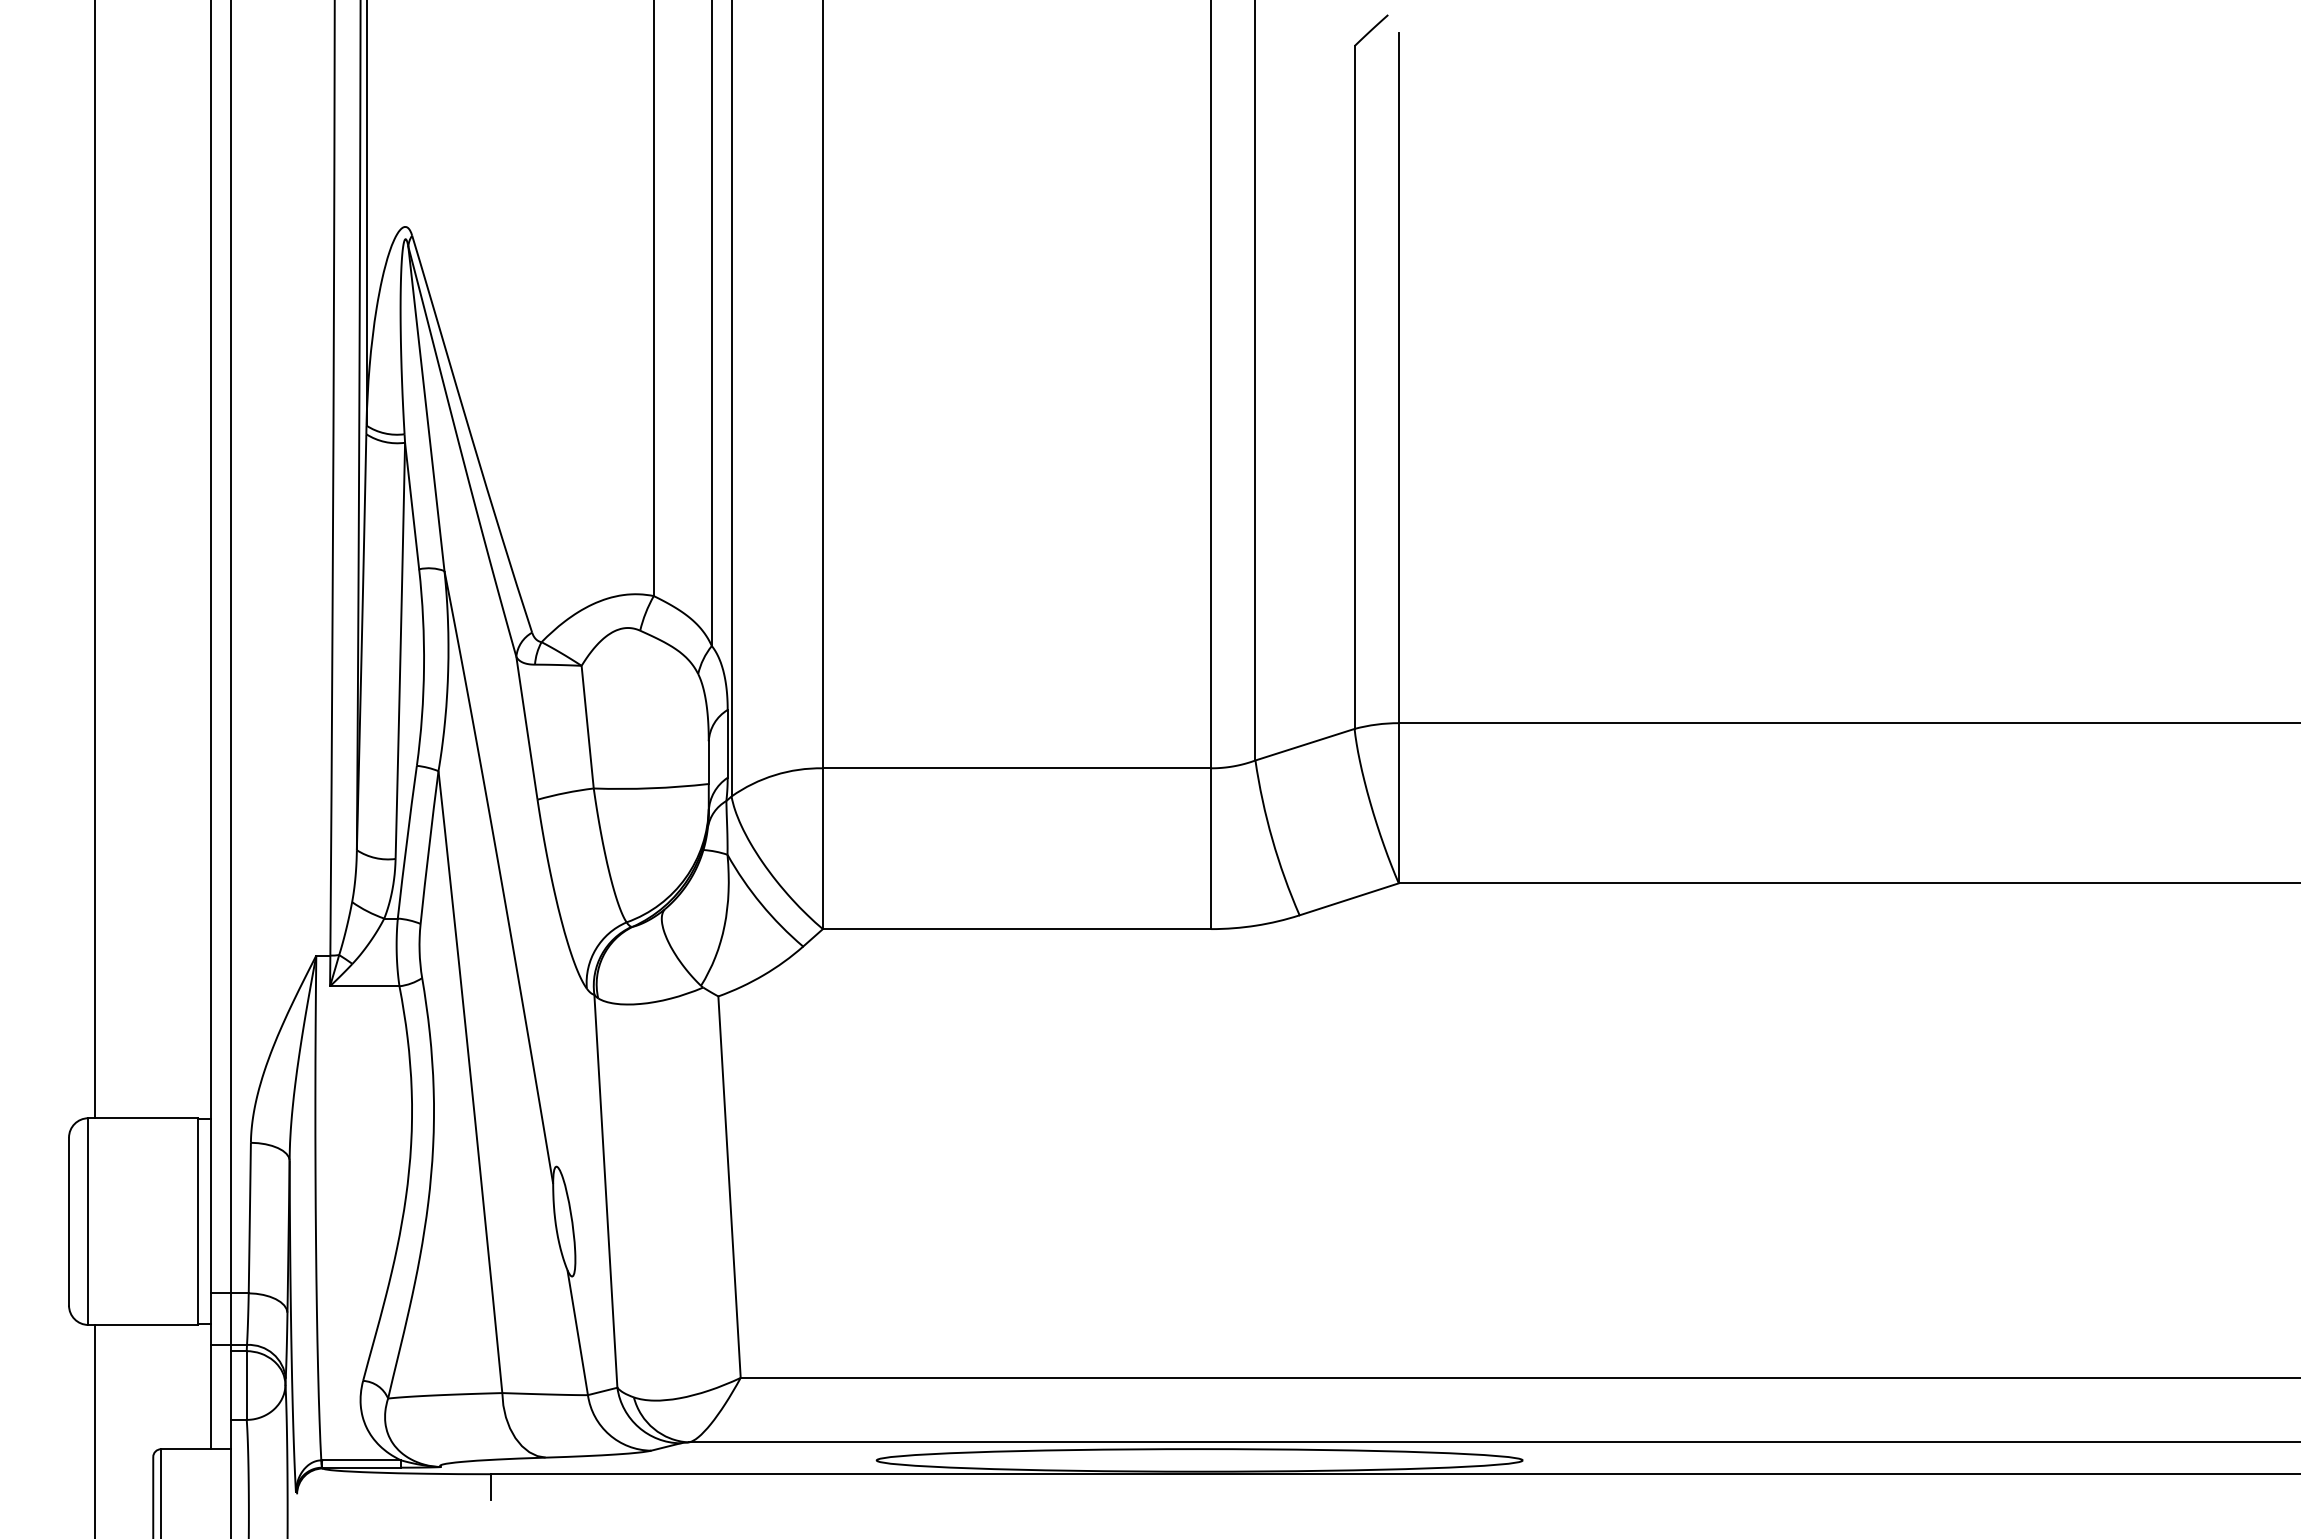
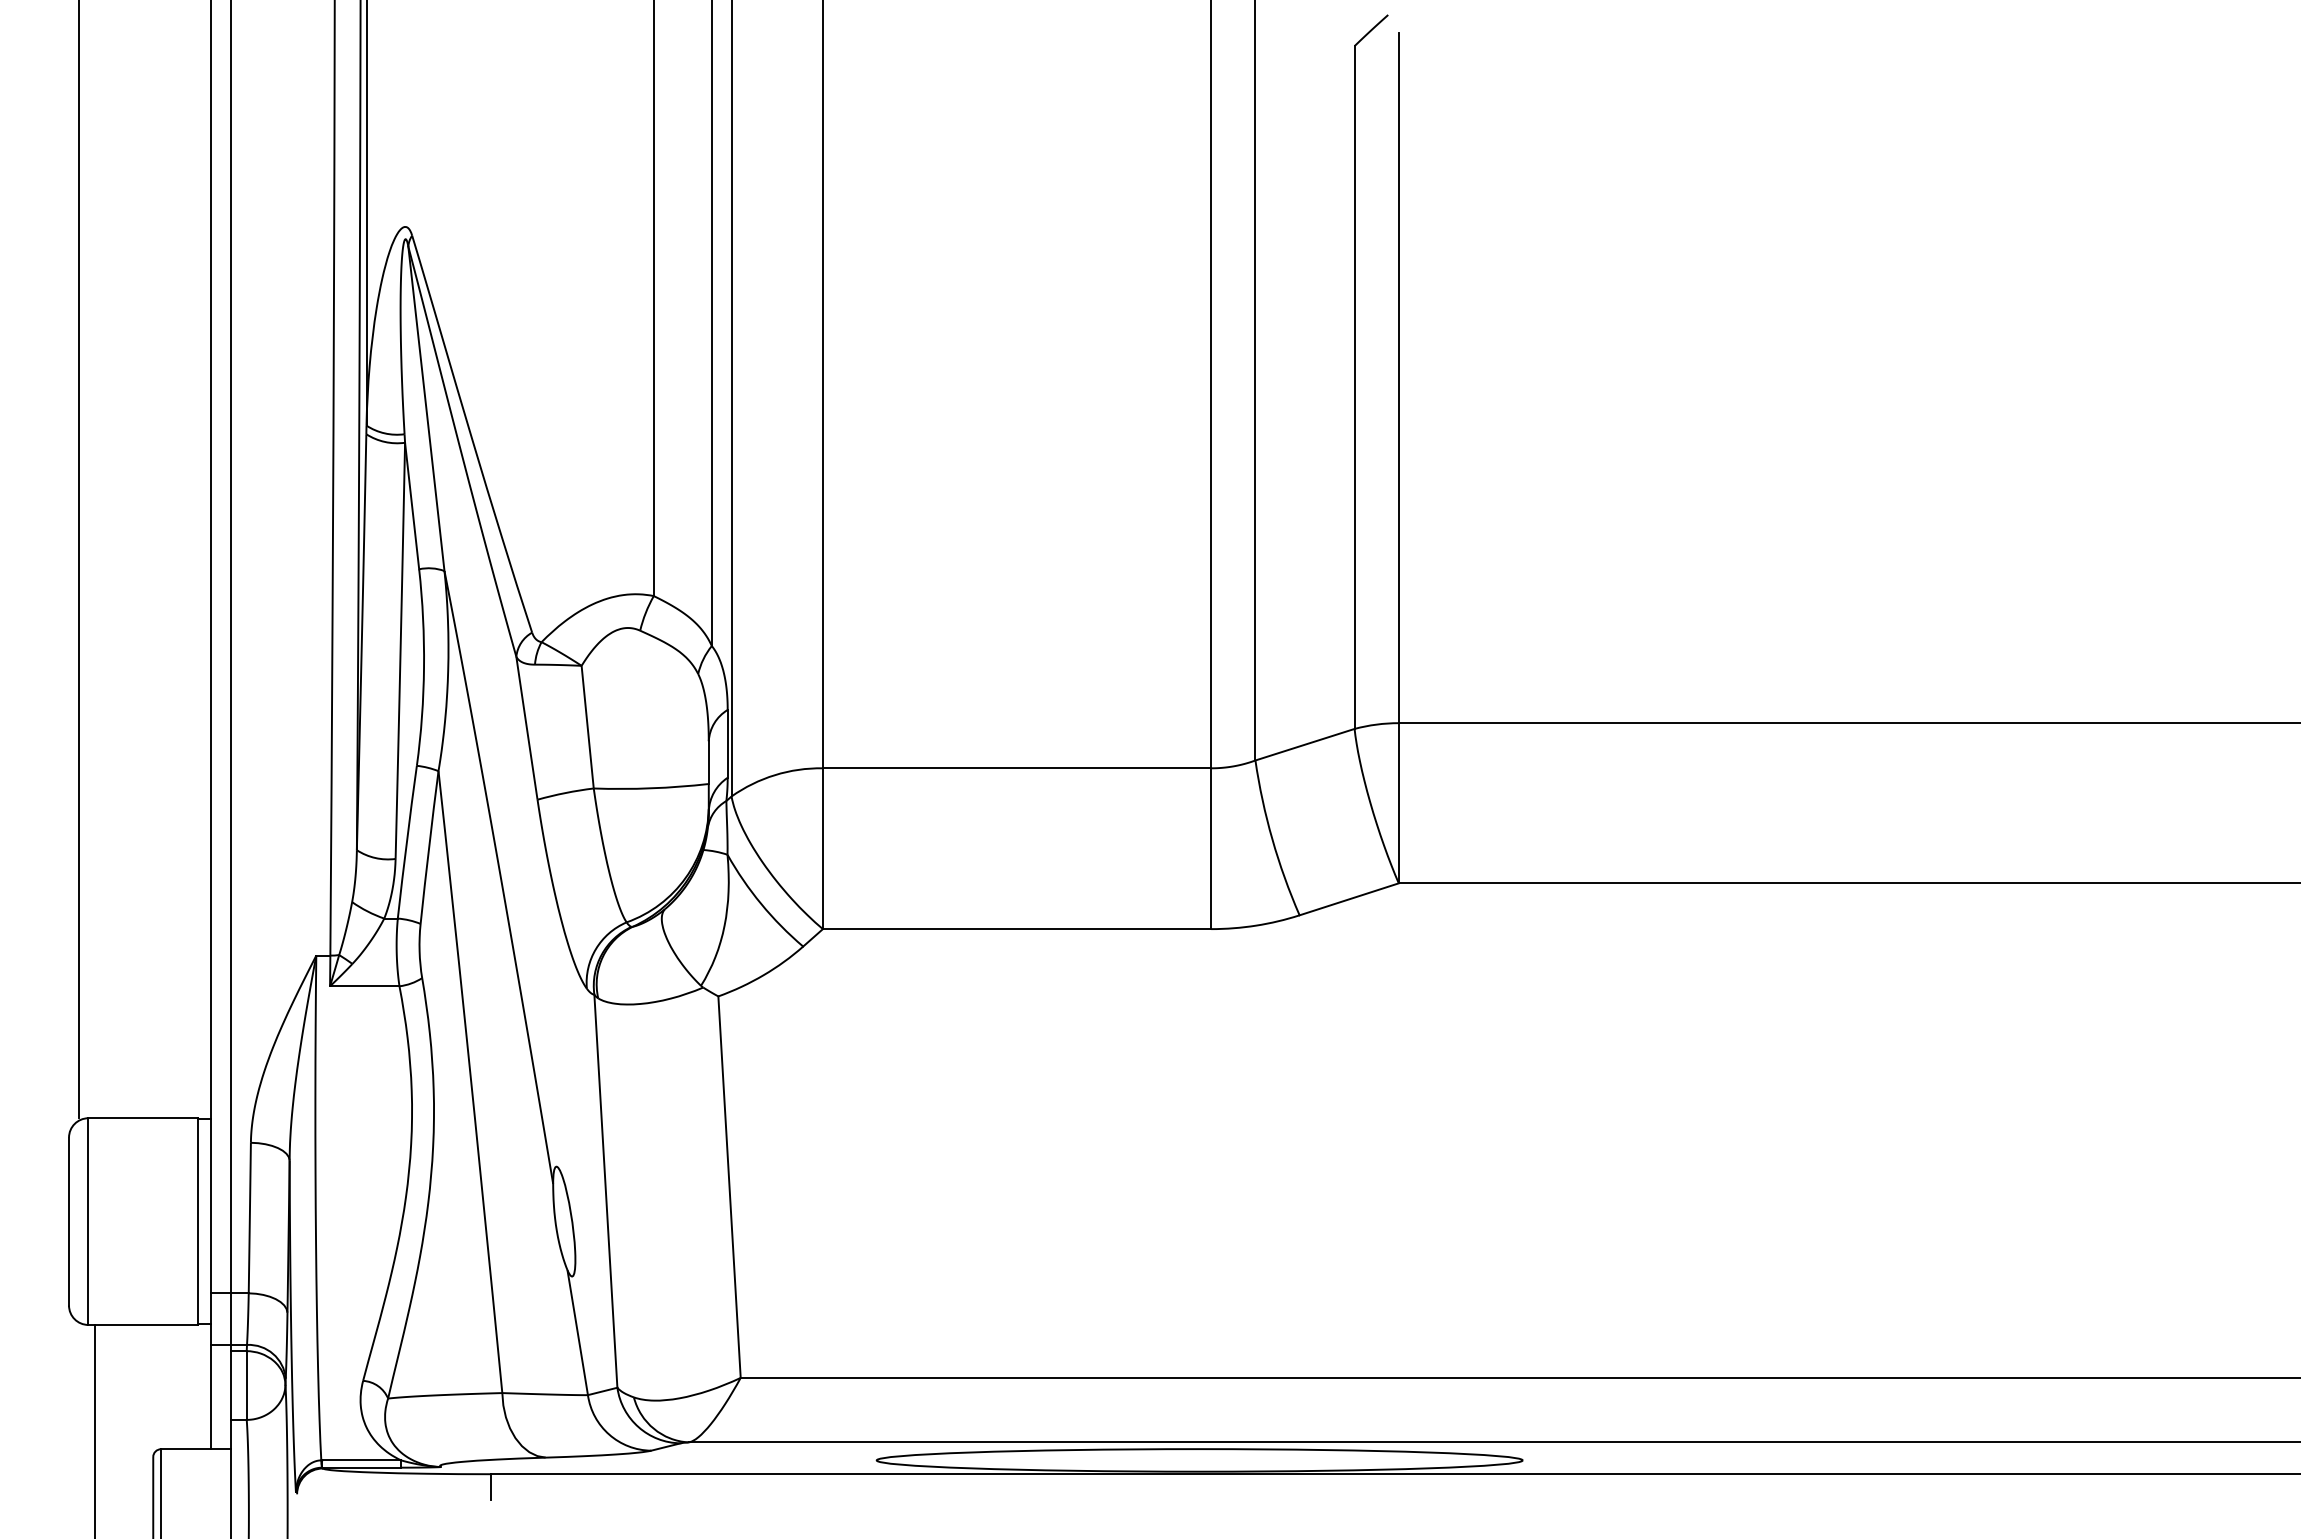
line position: (95, 560) -> (79, 560) (79, 560)
